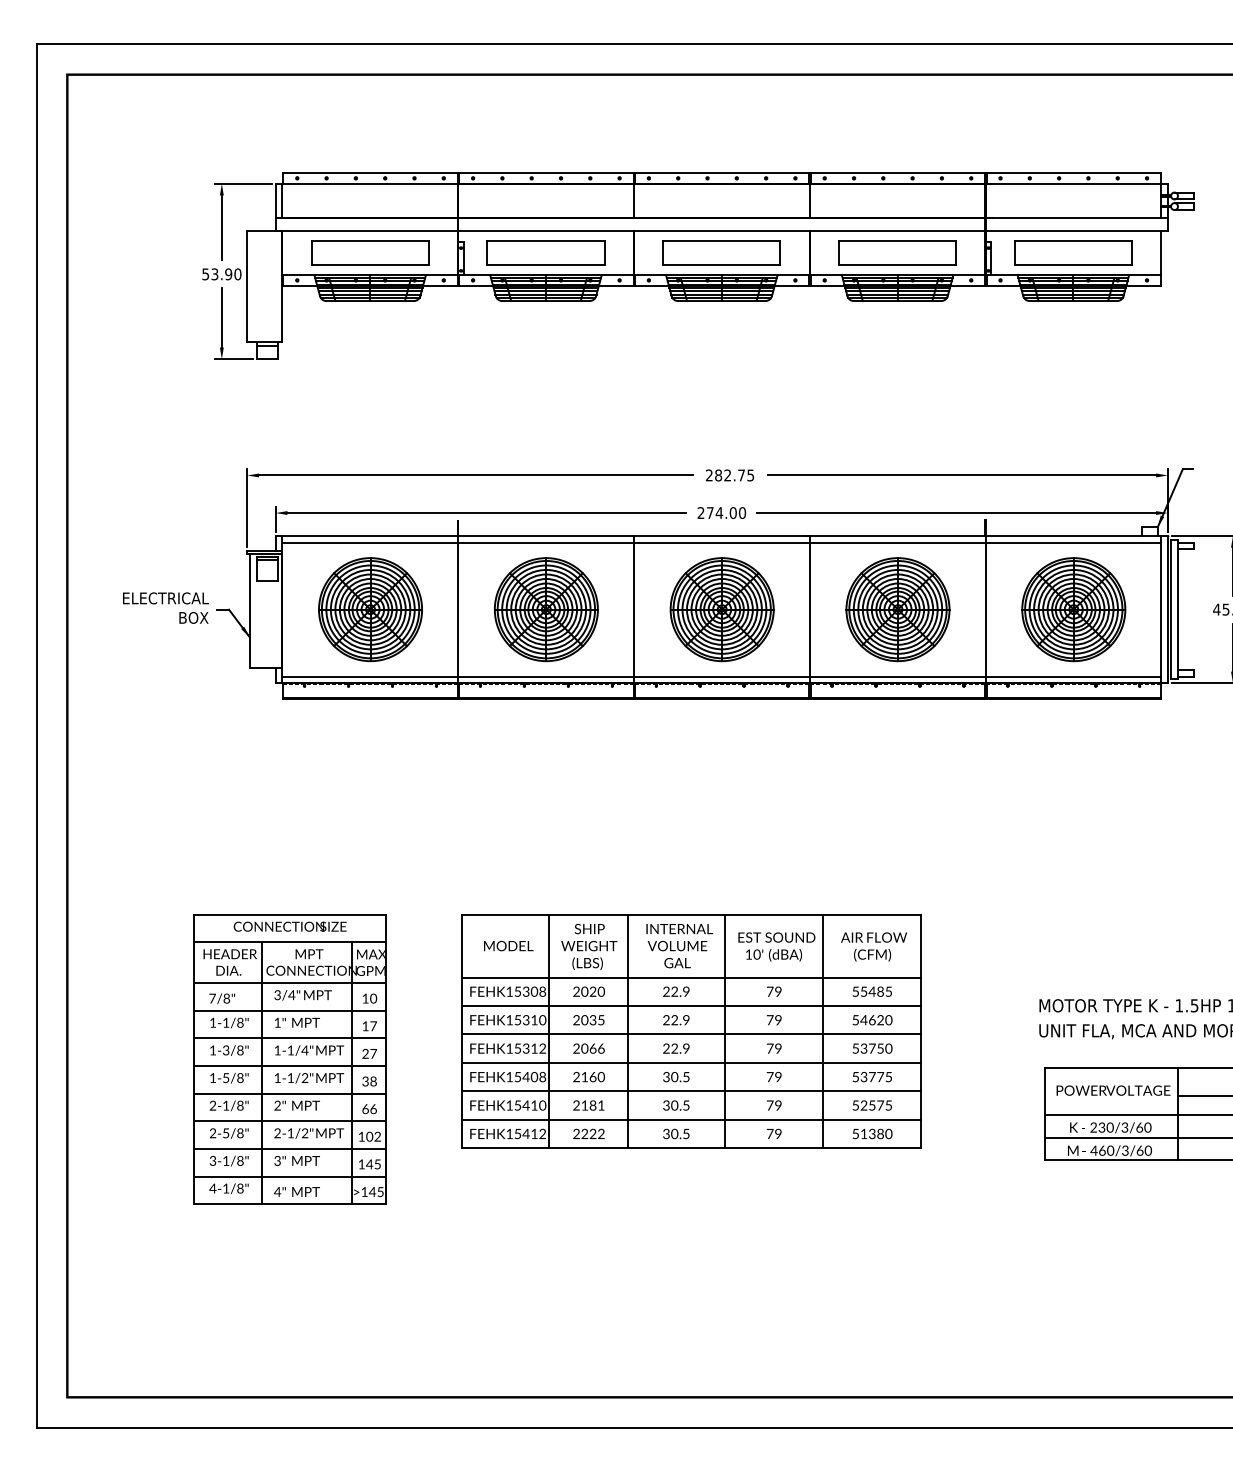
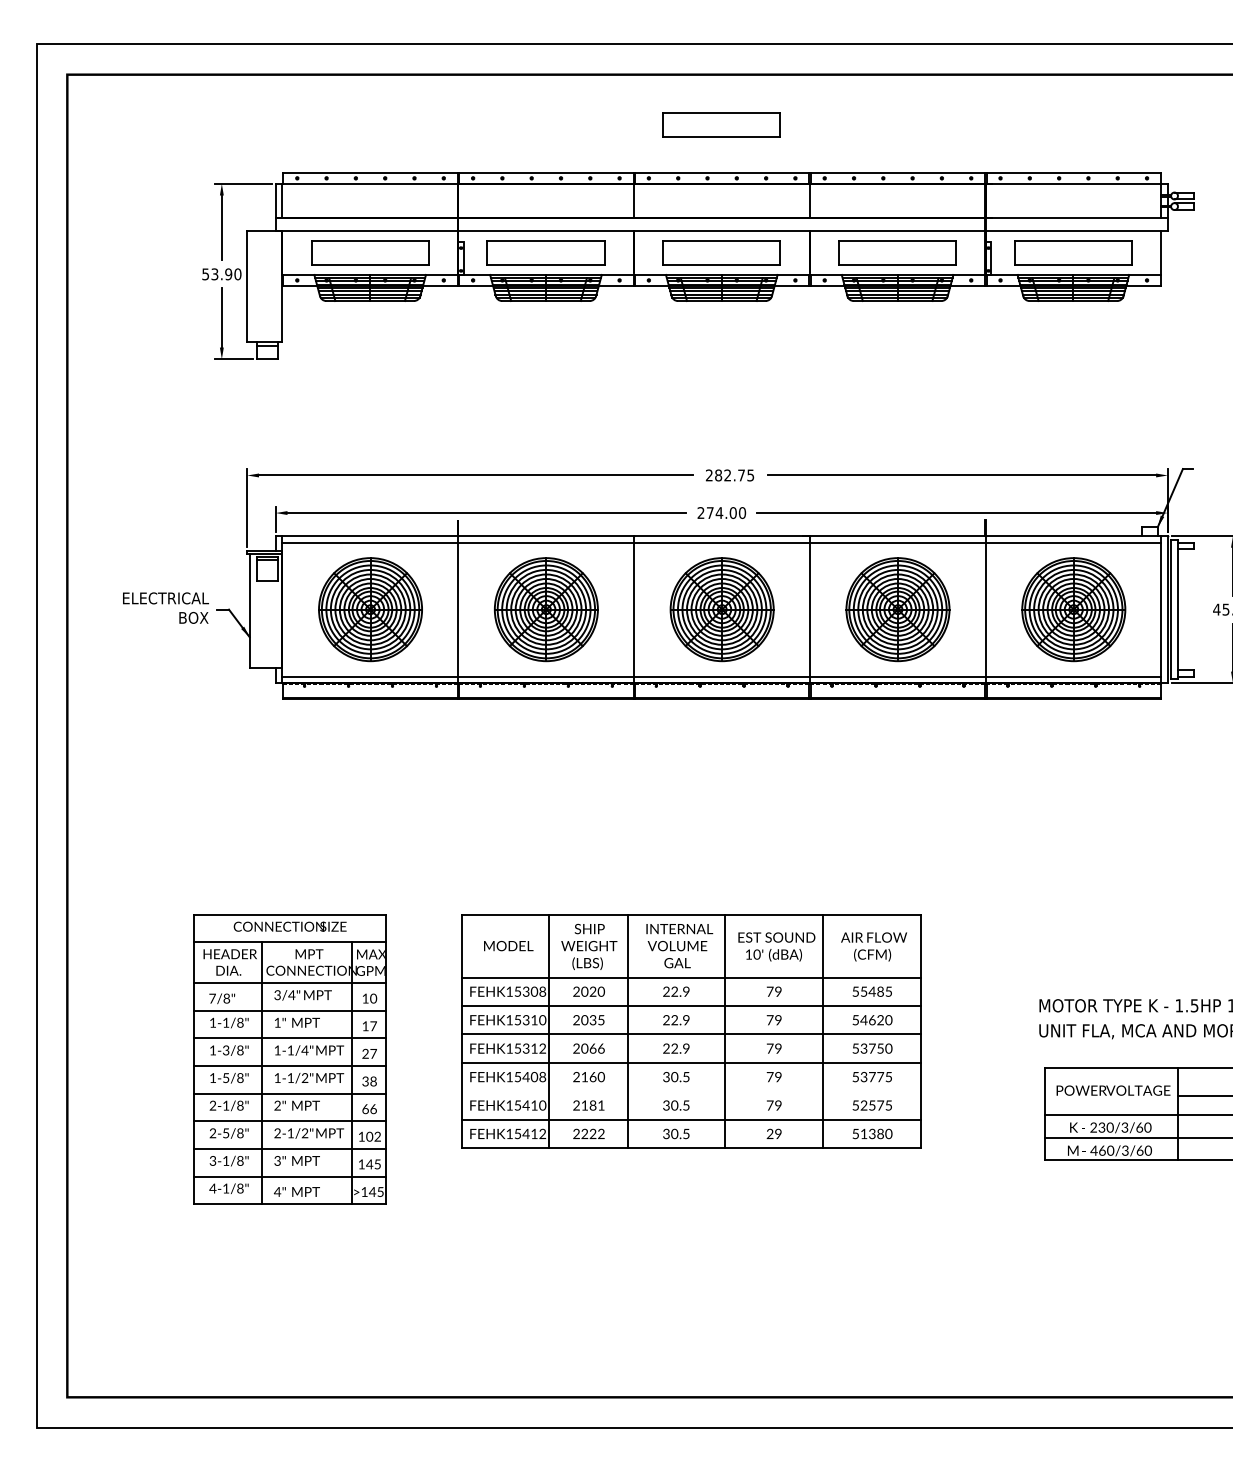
part: none -> present (721, 124)
line: present -> none (690, 1091)
text: 79 -> 29 (769, 1133)
